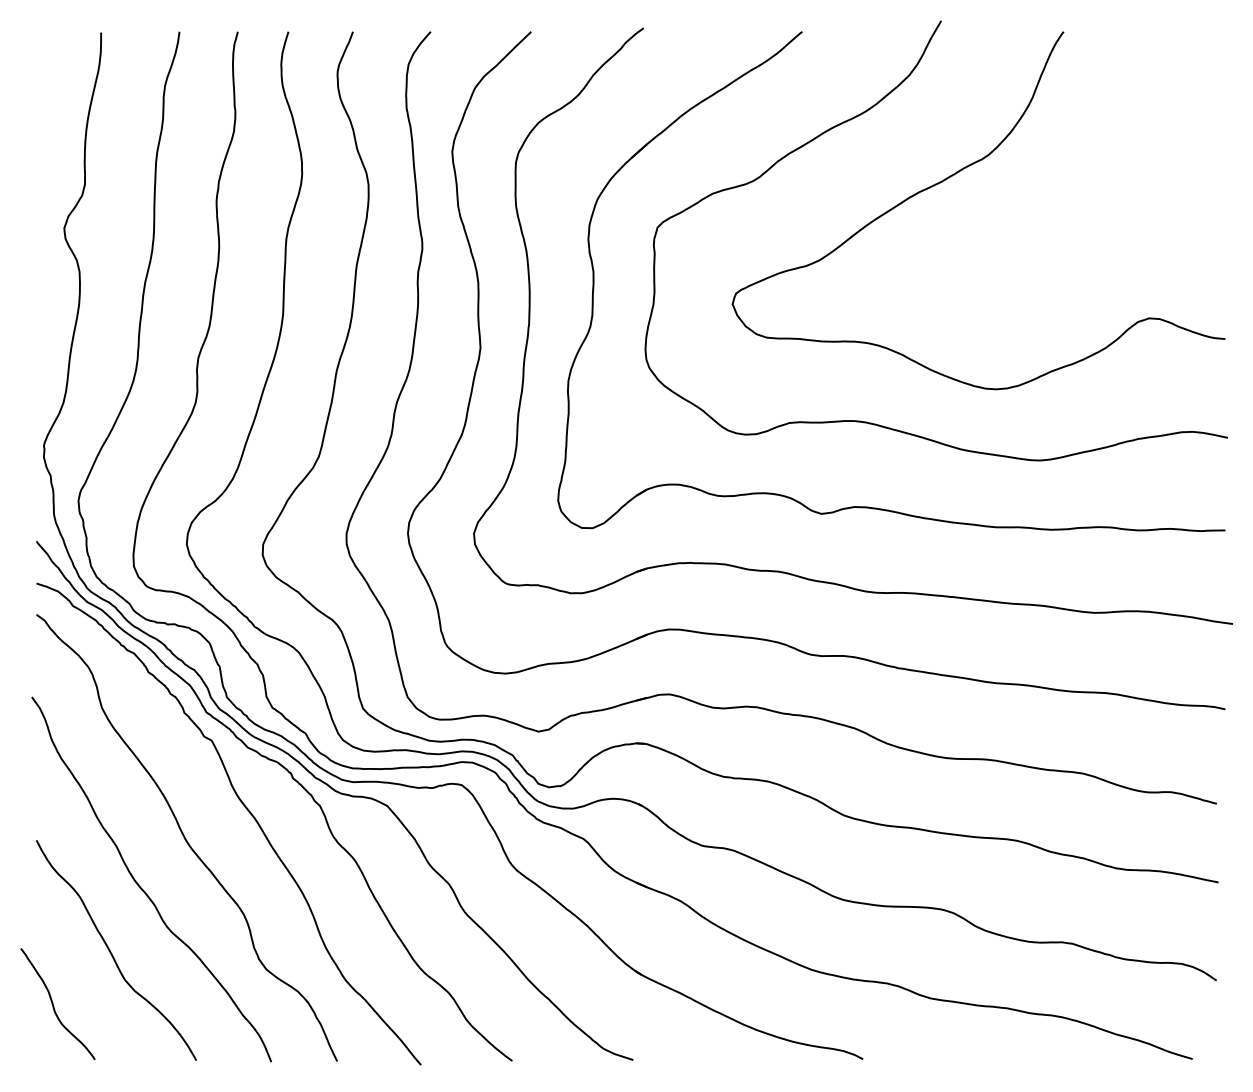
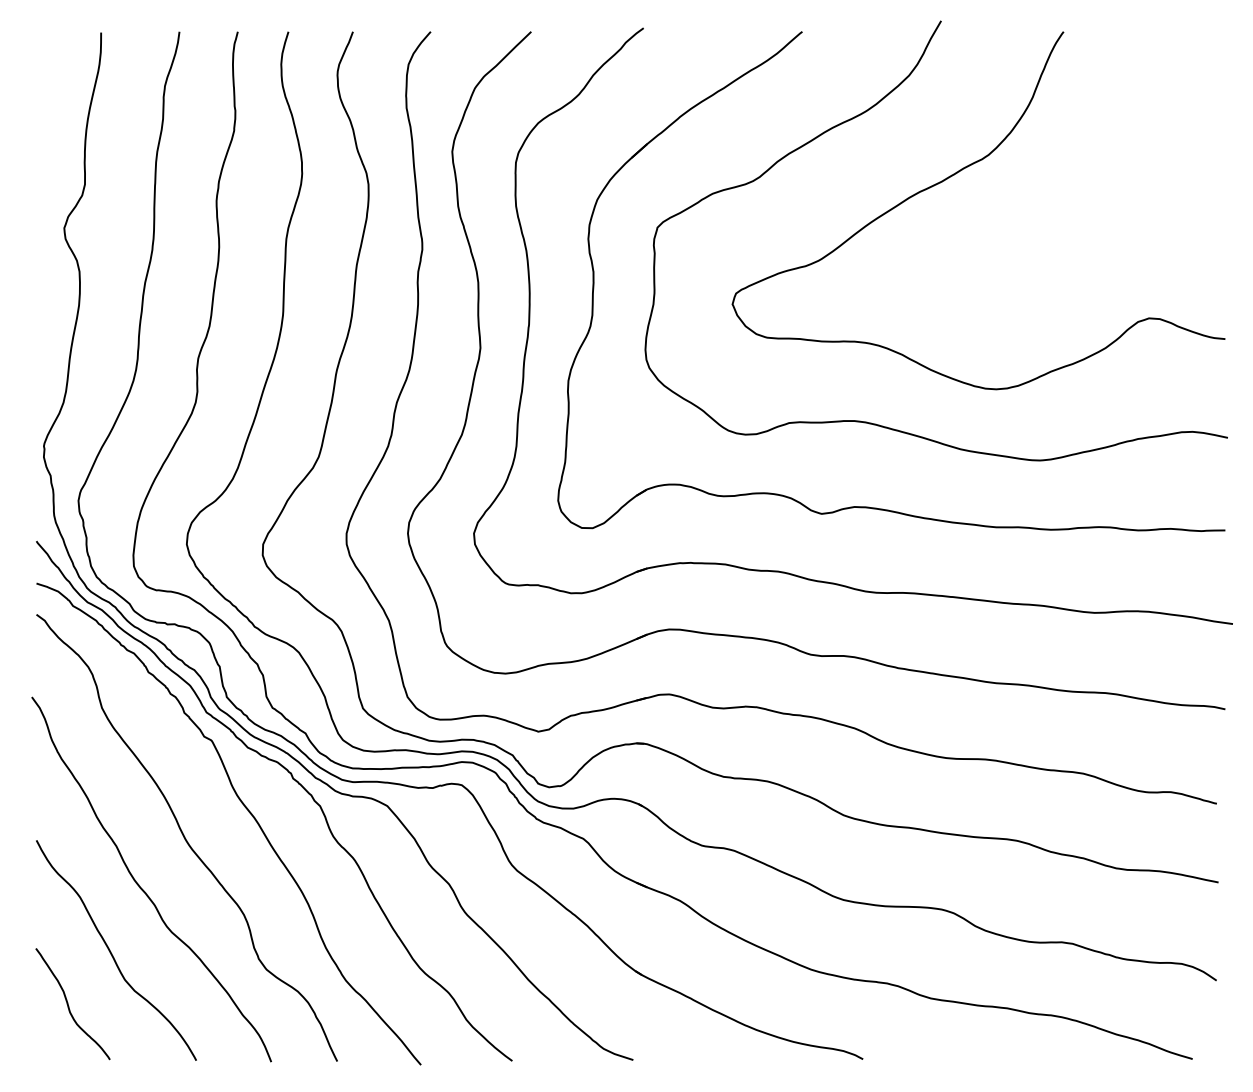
curve position: (54, 1006) -> (69, 1006) (69, 1006)
